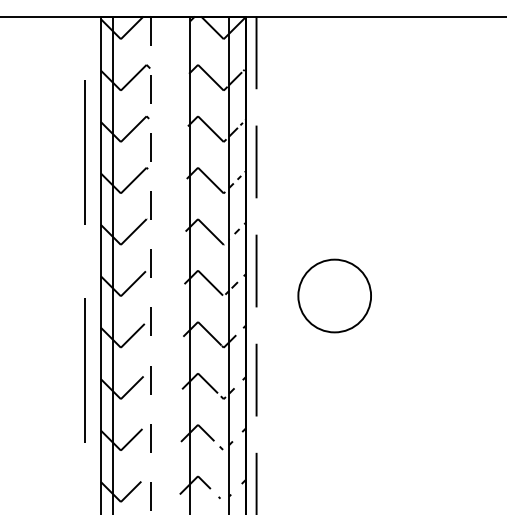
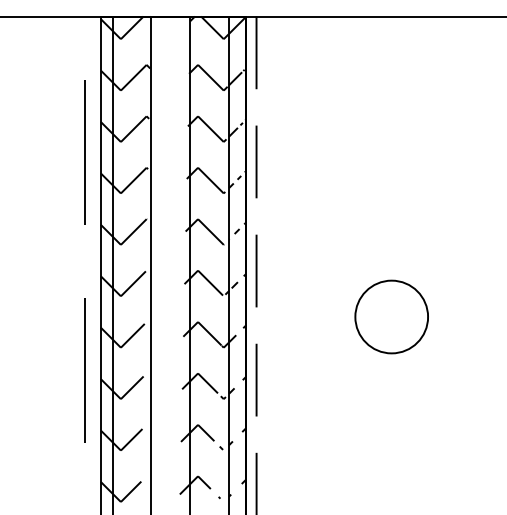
line: dashed -> solid (151, 265)
circle position: (334, 295) -> (391, 316) (391, 316)
